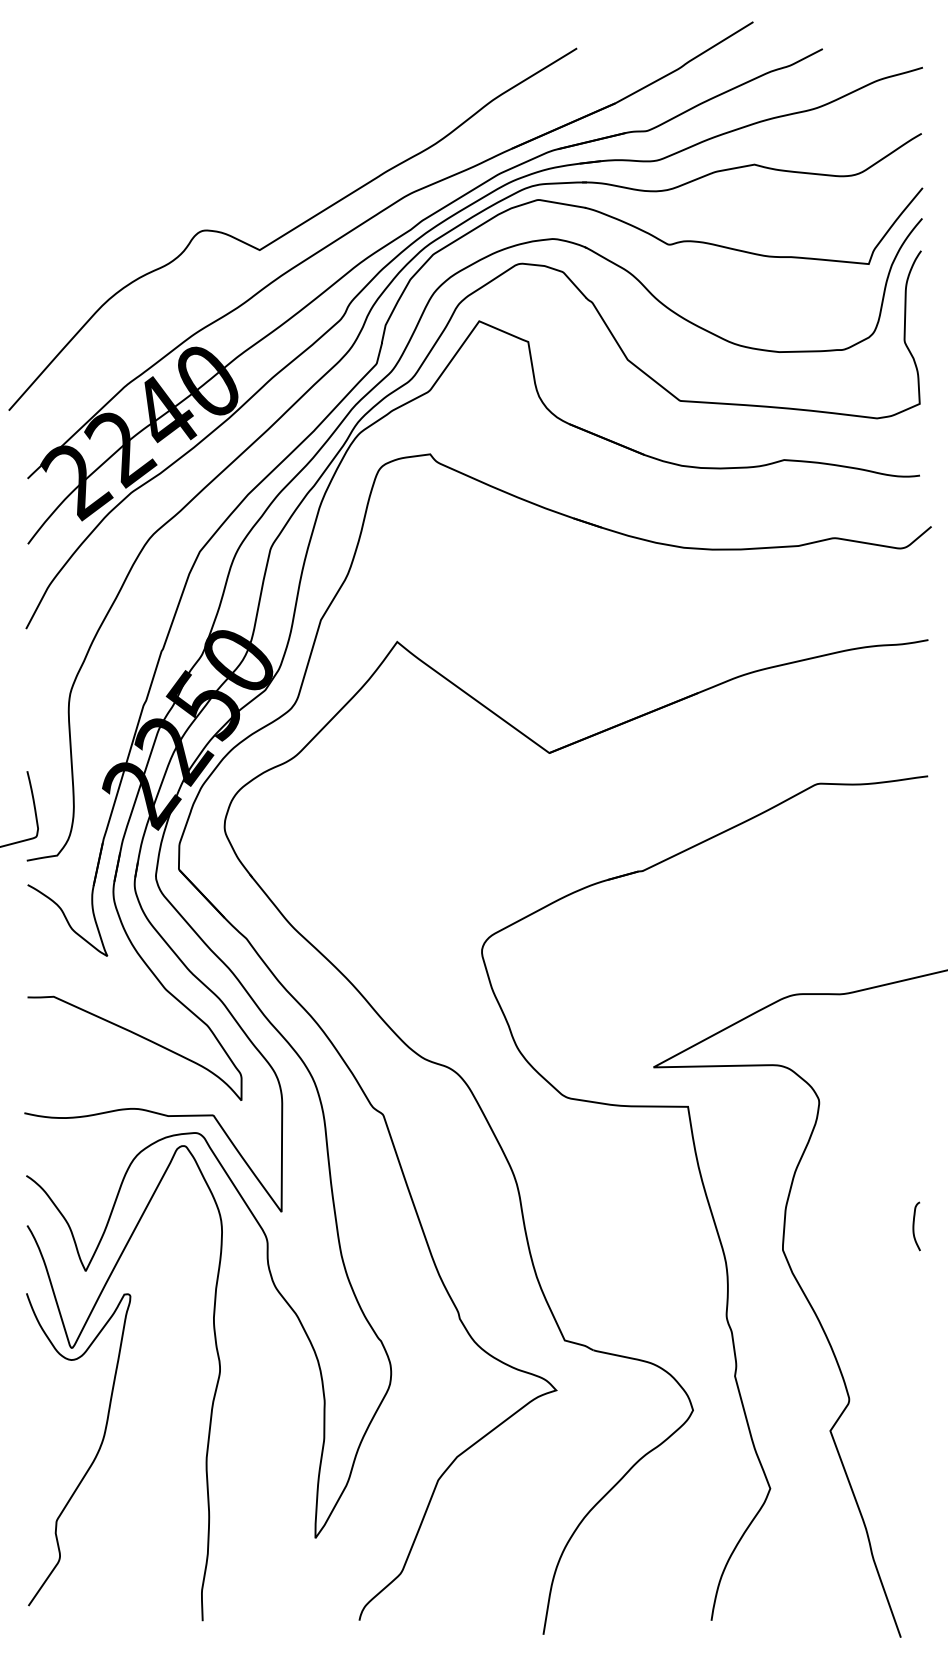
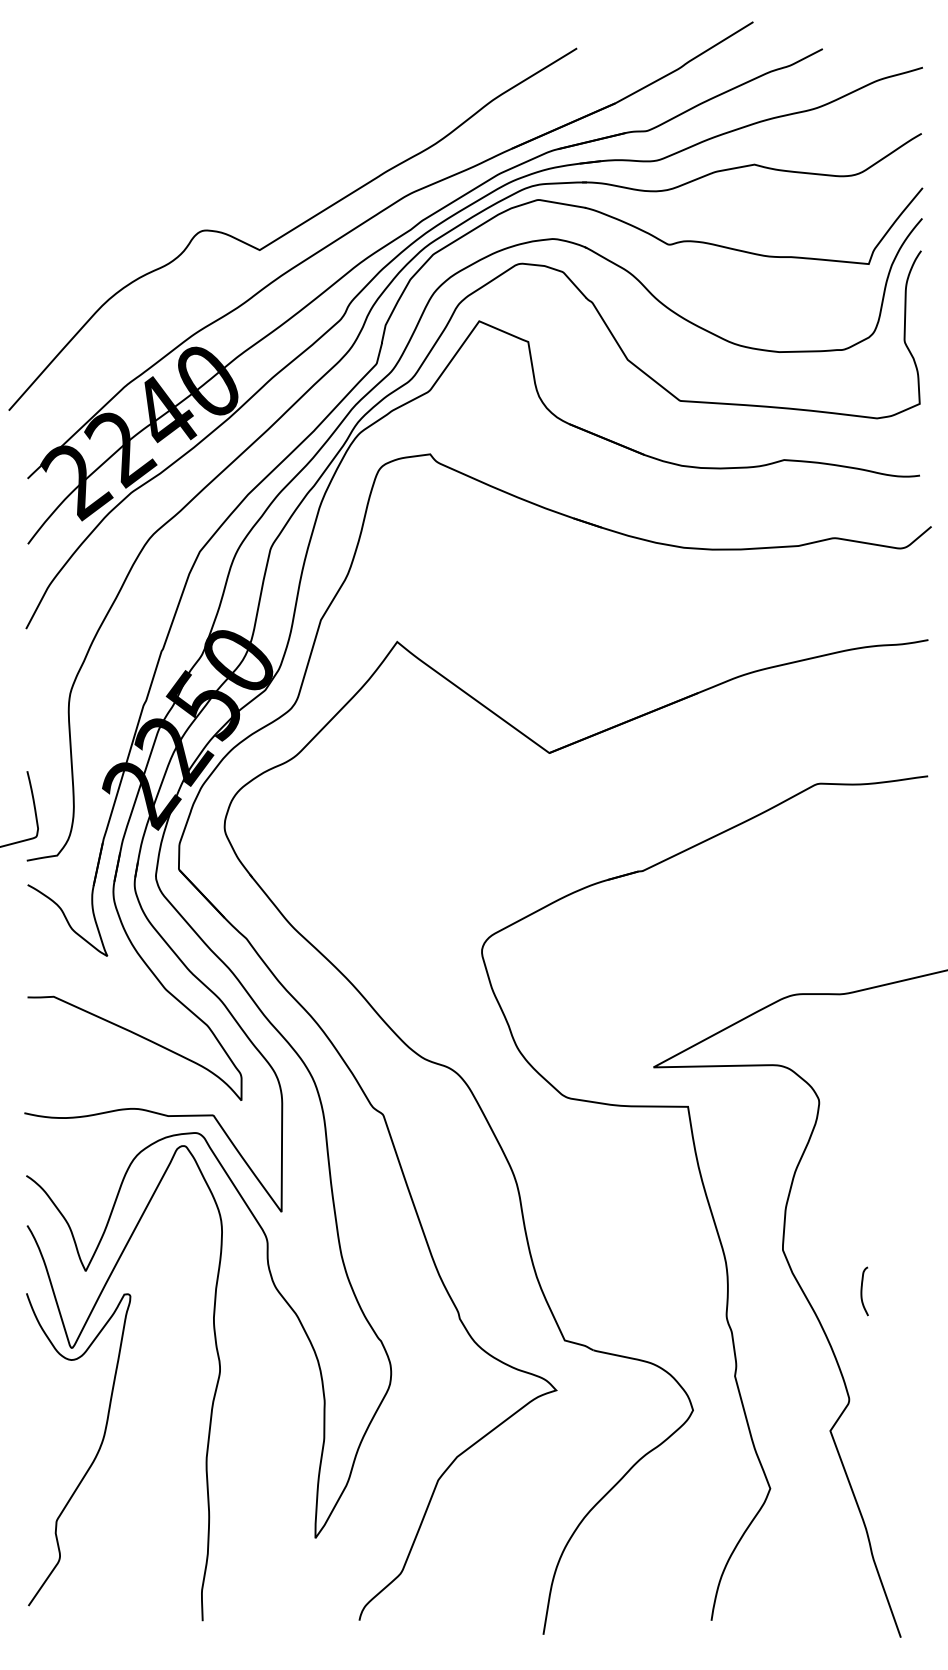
curve position: (914, 1226) -> (862, 1291) (862, 1291)
